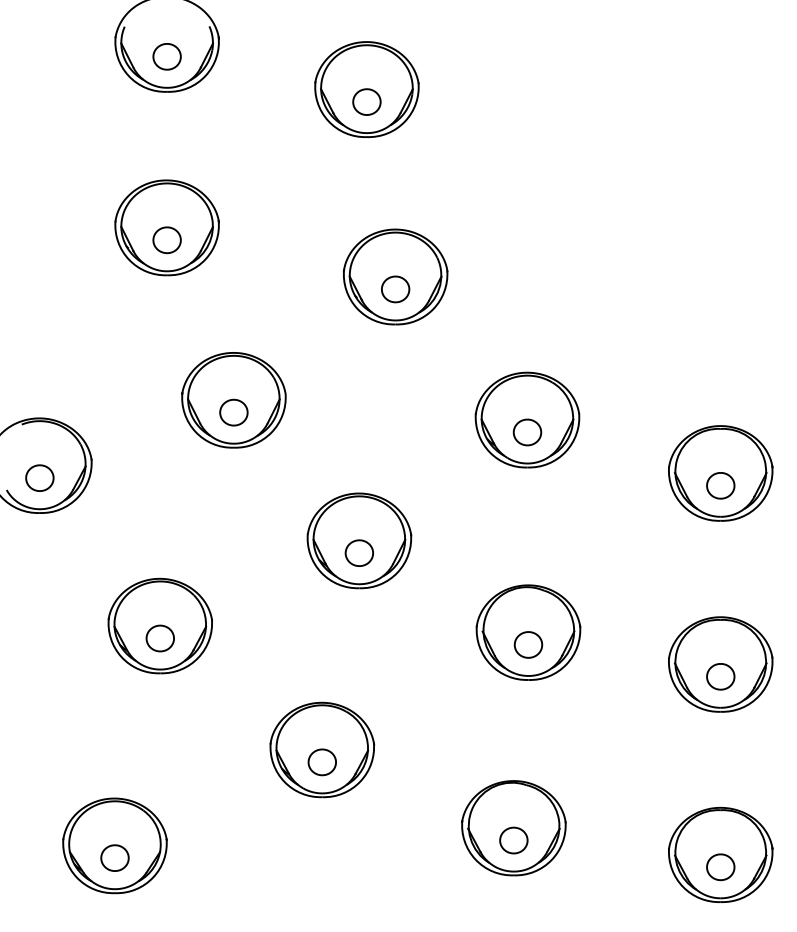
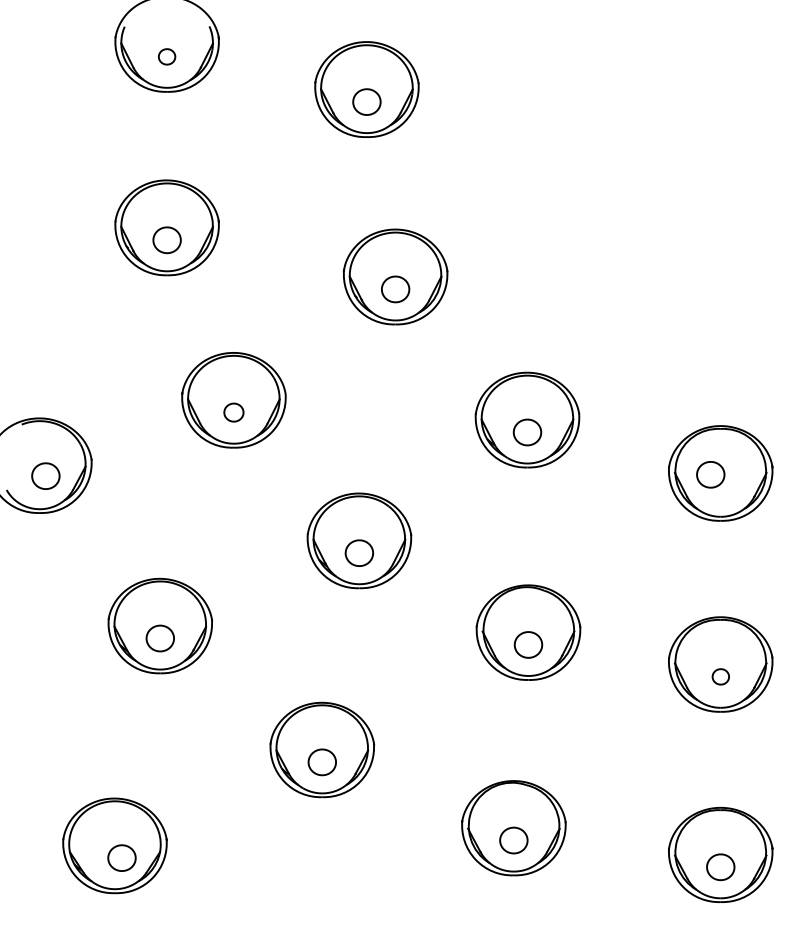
part size: 30x28 px -> 19x18 px (167, 56)
part size: 30x29 px -> 22x21 px (233, 412)
part position: (39, 477) -> (45, 475) (45, 475)
part position: (720, 485) -> (710, 474) (710, 474)
part size: 30x28 px -> 19x18 px (720, 676)
part position: (114, 857) -> (121, 857) (121, 857)
